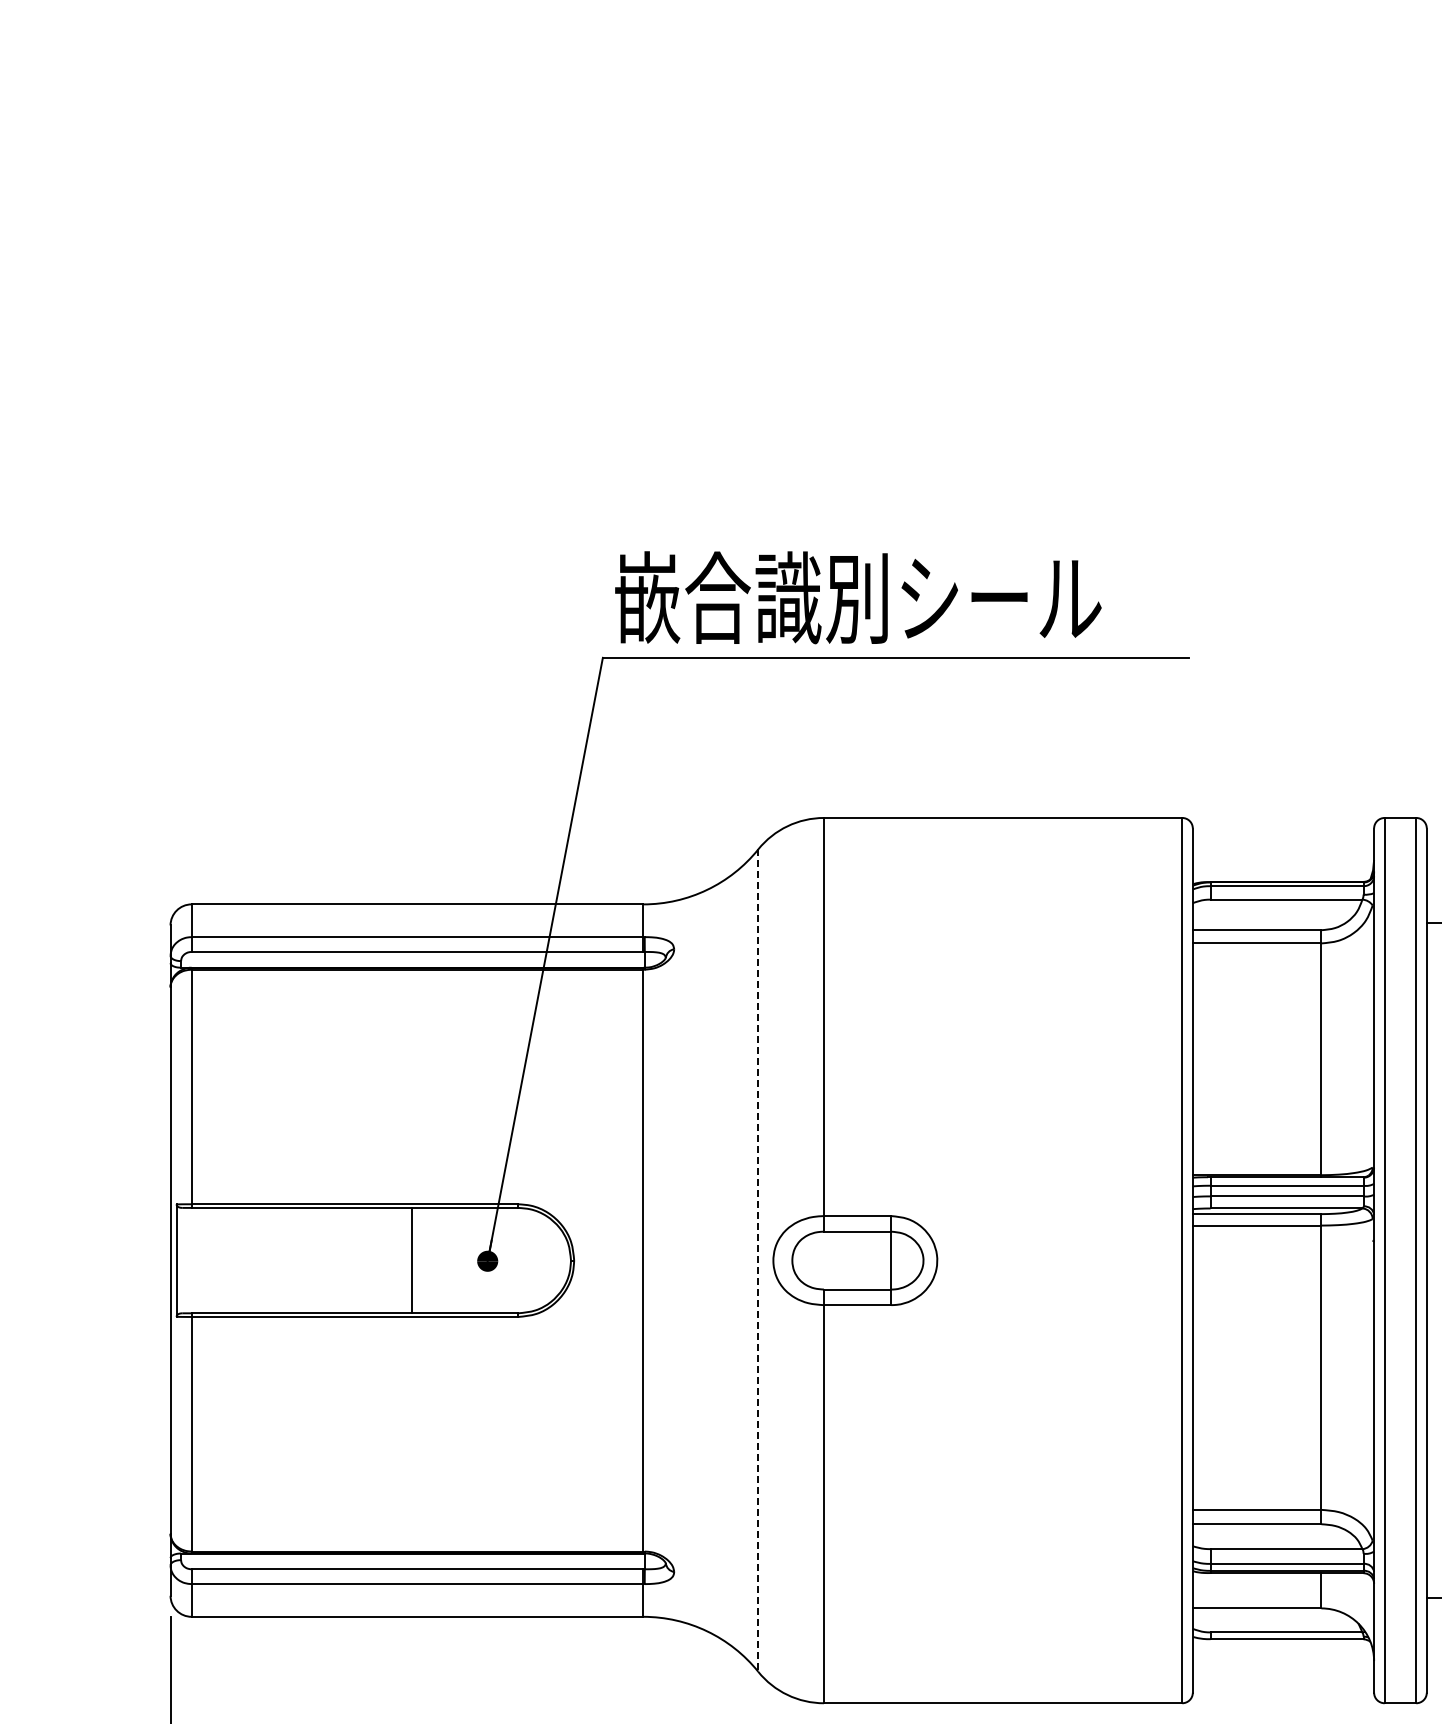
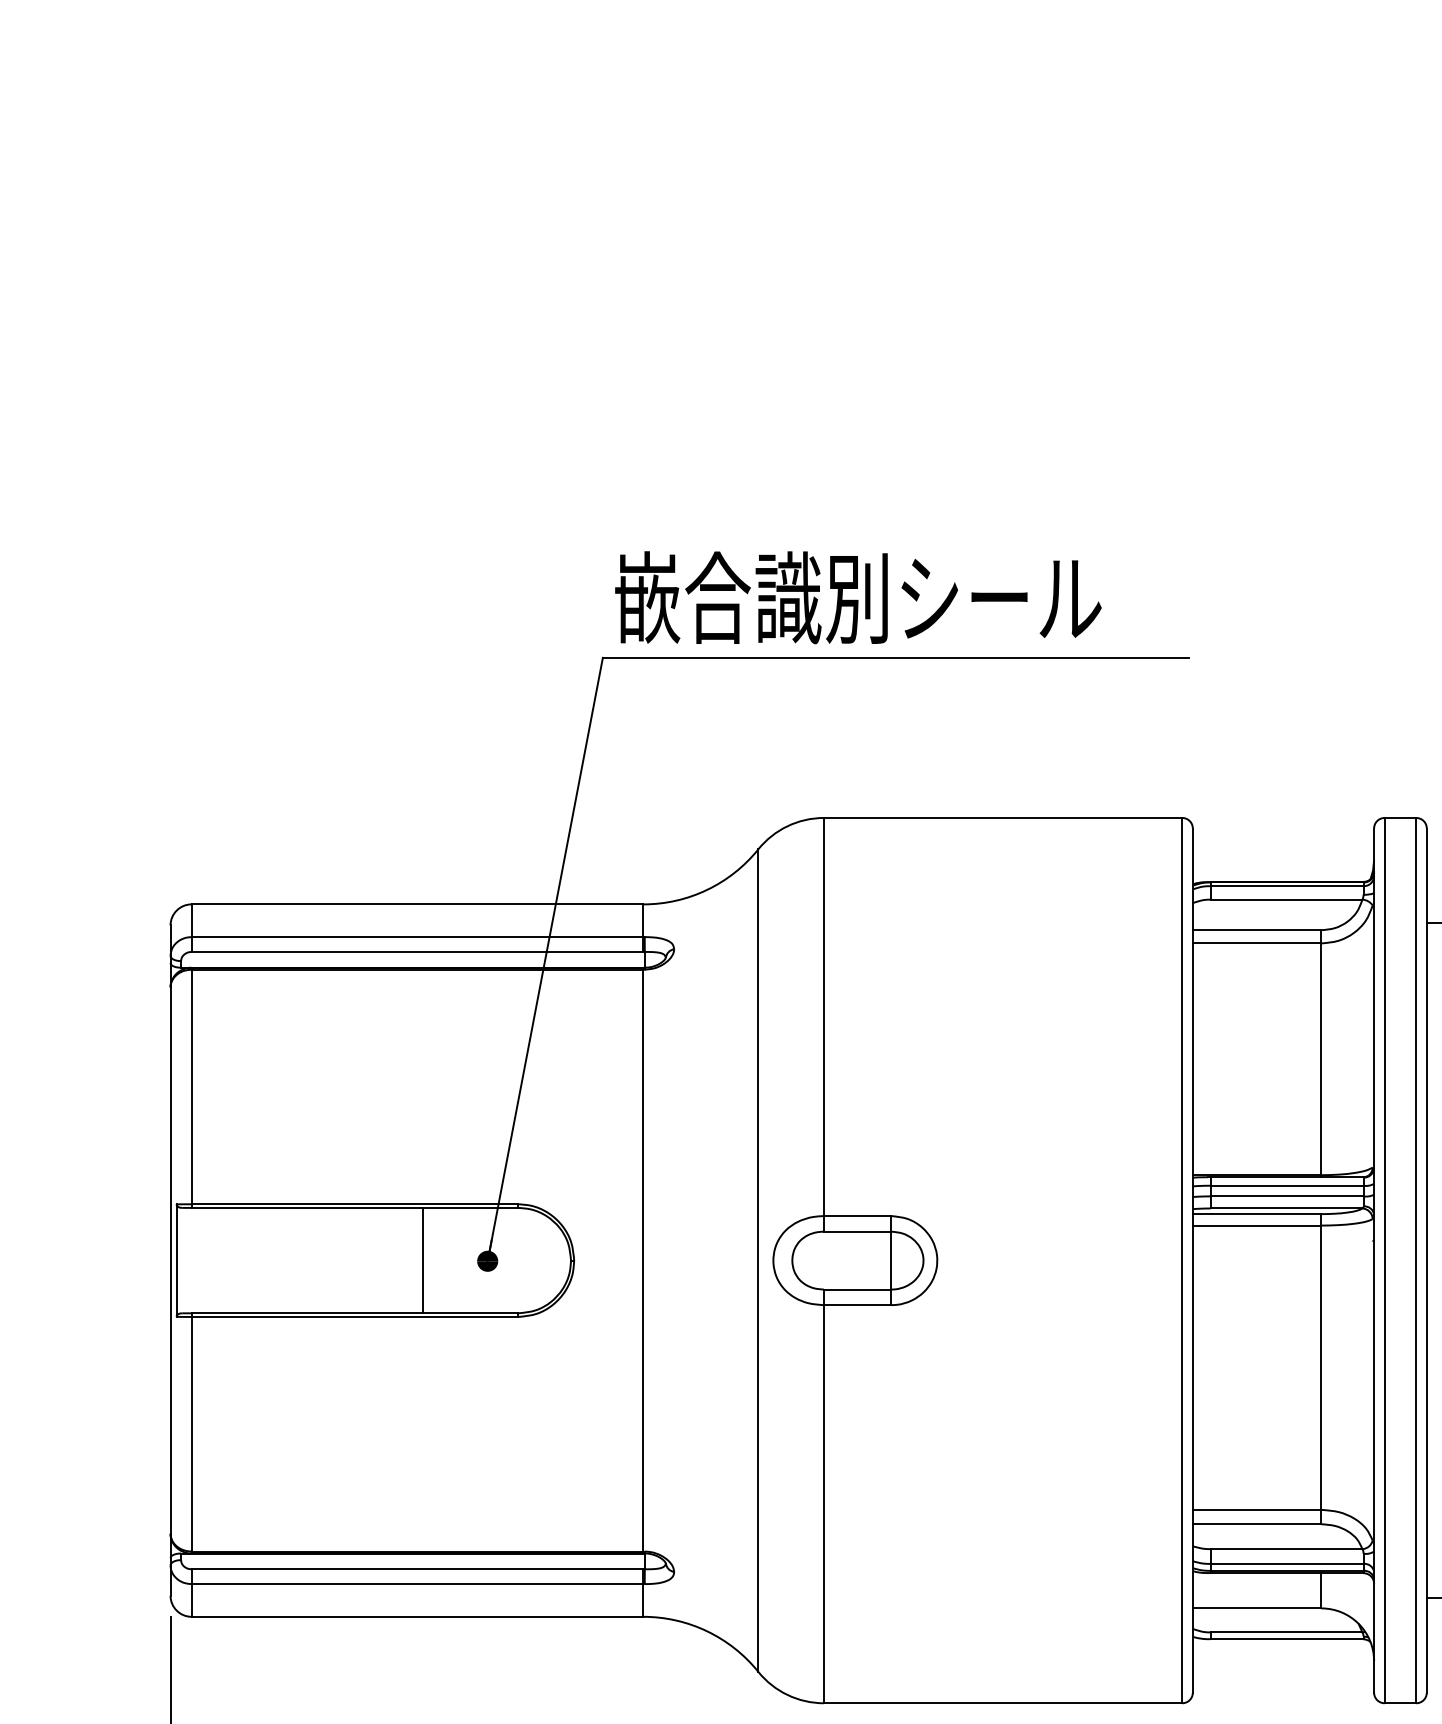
line position: (412, 1260) -> (423, 1260) (423, 1260)
line: dashed -> solid (758, 1261)
